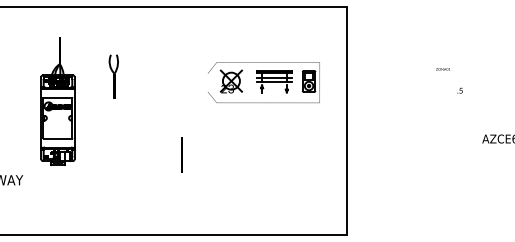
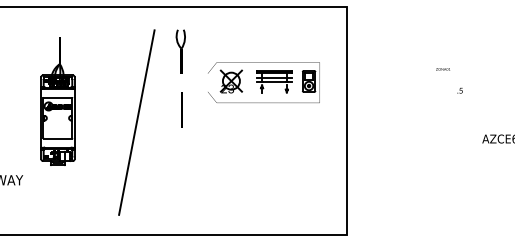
part position: (113, 76) -> (180, 51) (180, 51)
line: none -> present (136, 122)
line position: (181, 154) -> (181, 109) (181, 109)
